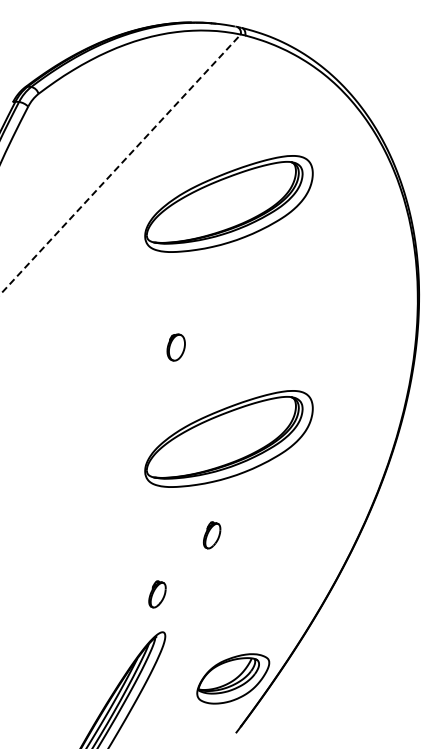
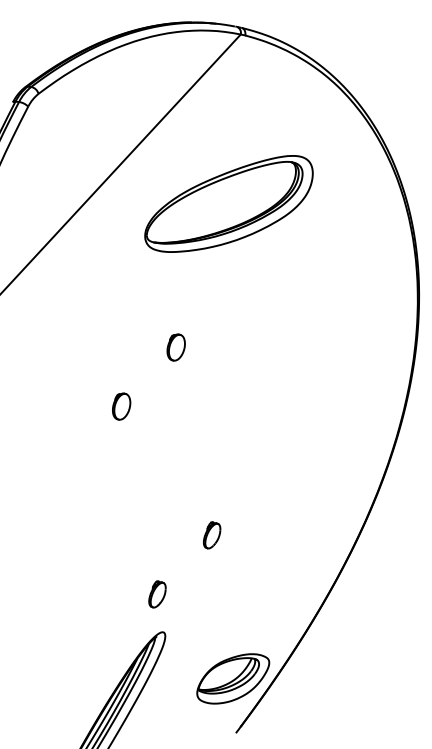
line: dashed -> solid (120, 164)
part: none -> present (121, 406)
part: present -> none (228, 438)
